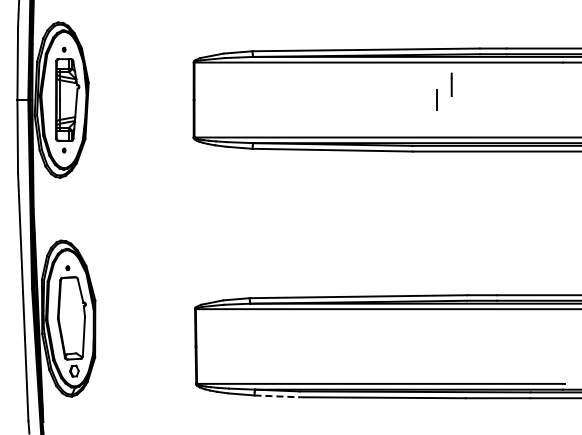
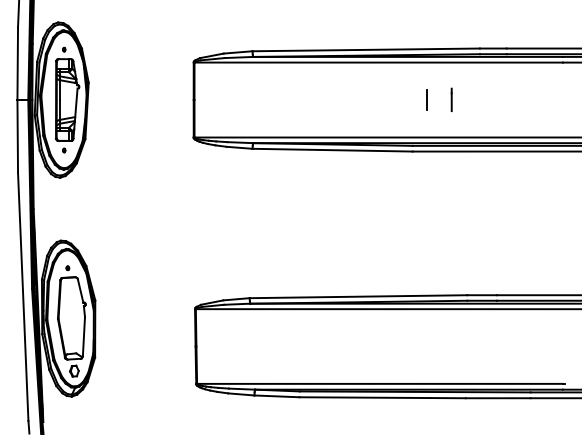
line position: (451, 84) -> (451, 99) (451, 99)
line position: (436, 99) -> (426, 99) (426, 99)
line: dashed -> solid (277, 396)
